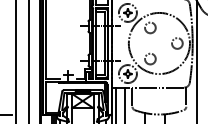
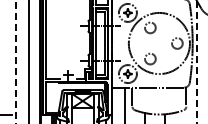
line: solid -> dashed (15, 62)
line: solid -> dashed (197, 62)
line: present -> none (116, 103)
